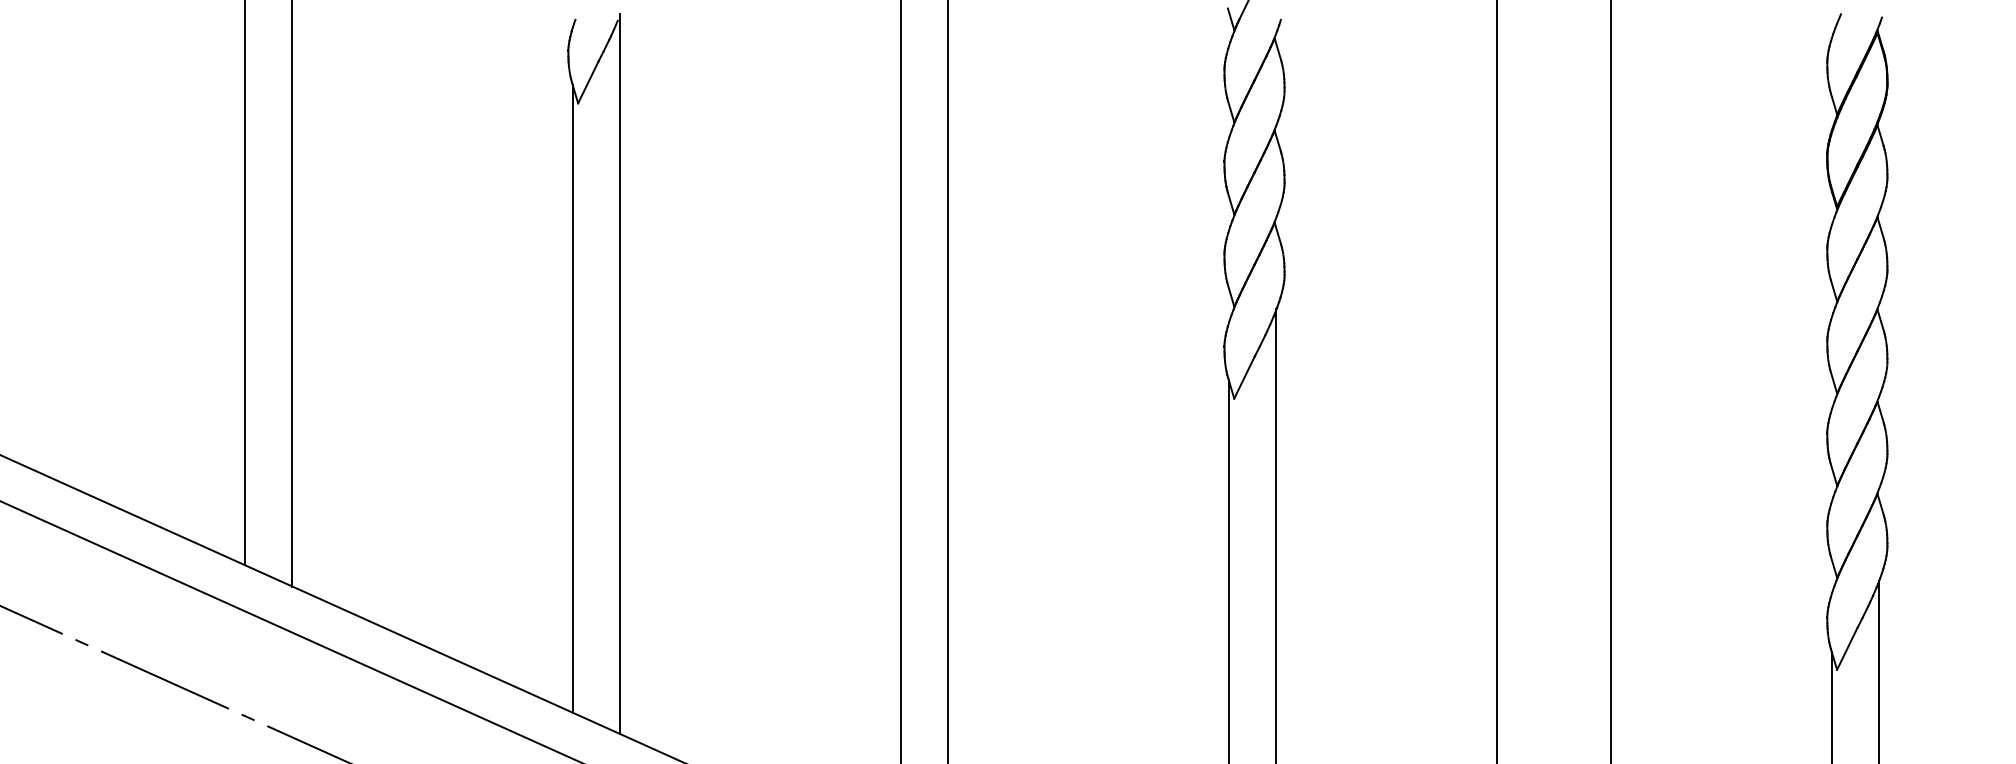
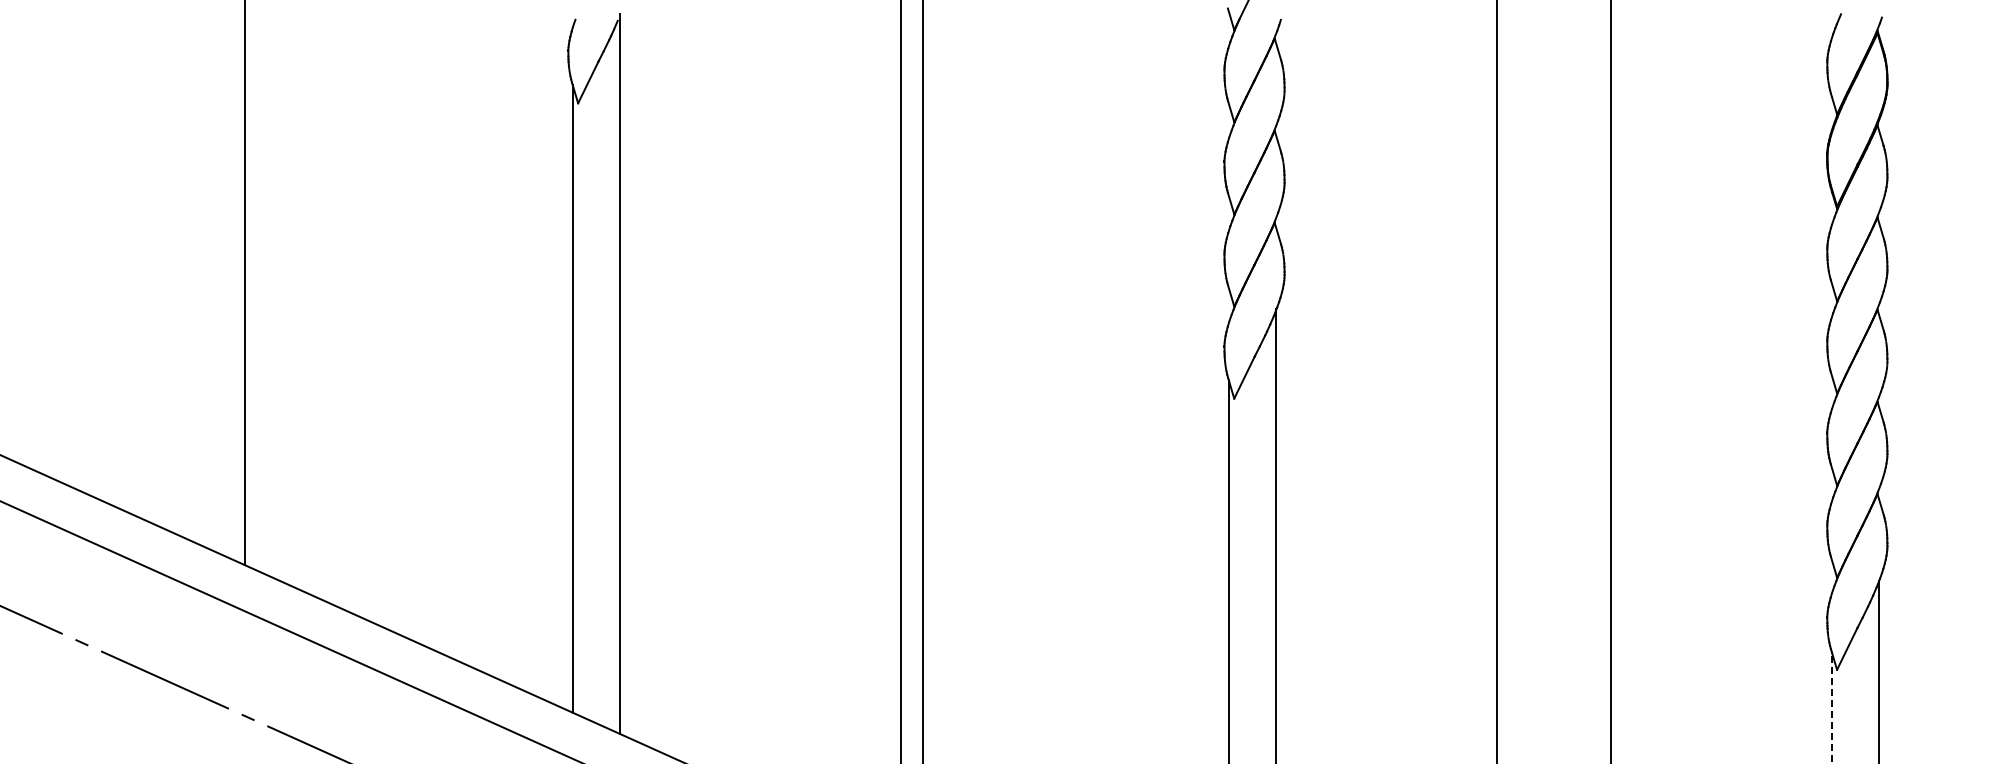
line: present -> none (292, 294)
line position: (948, 381) -> (923, 381) (923, 381)
line: solid -> dashed (1831, 707)
